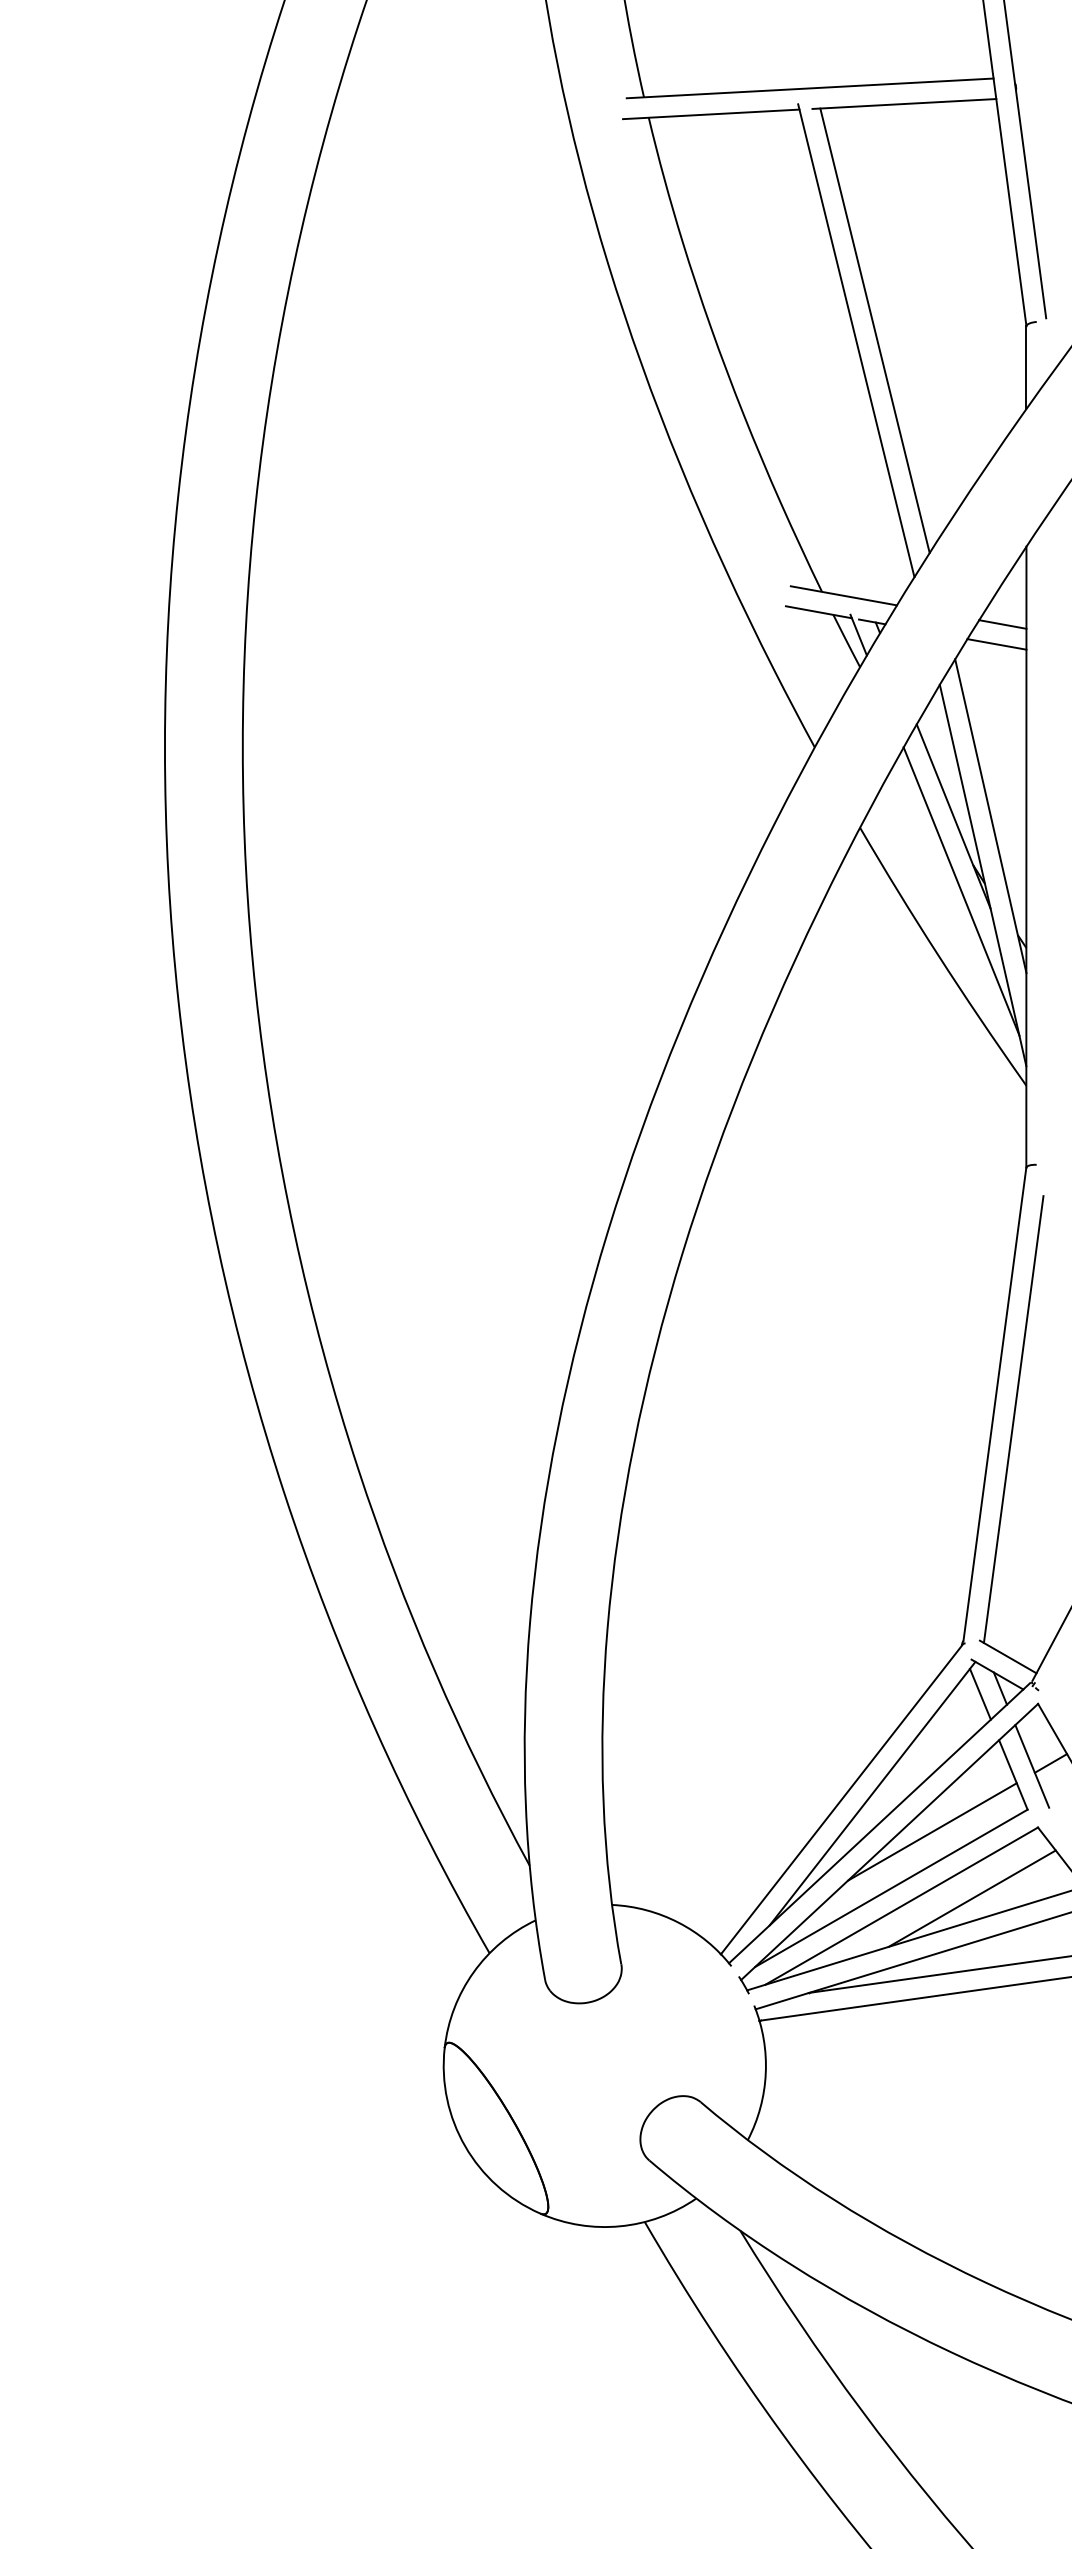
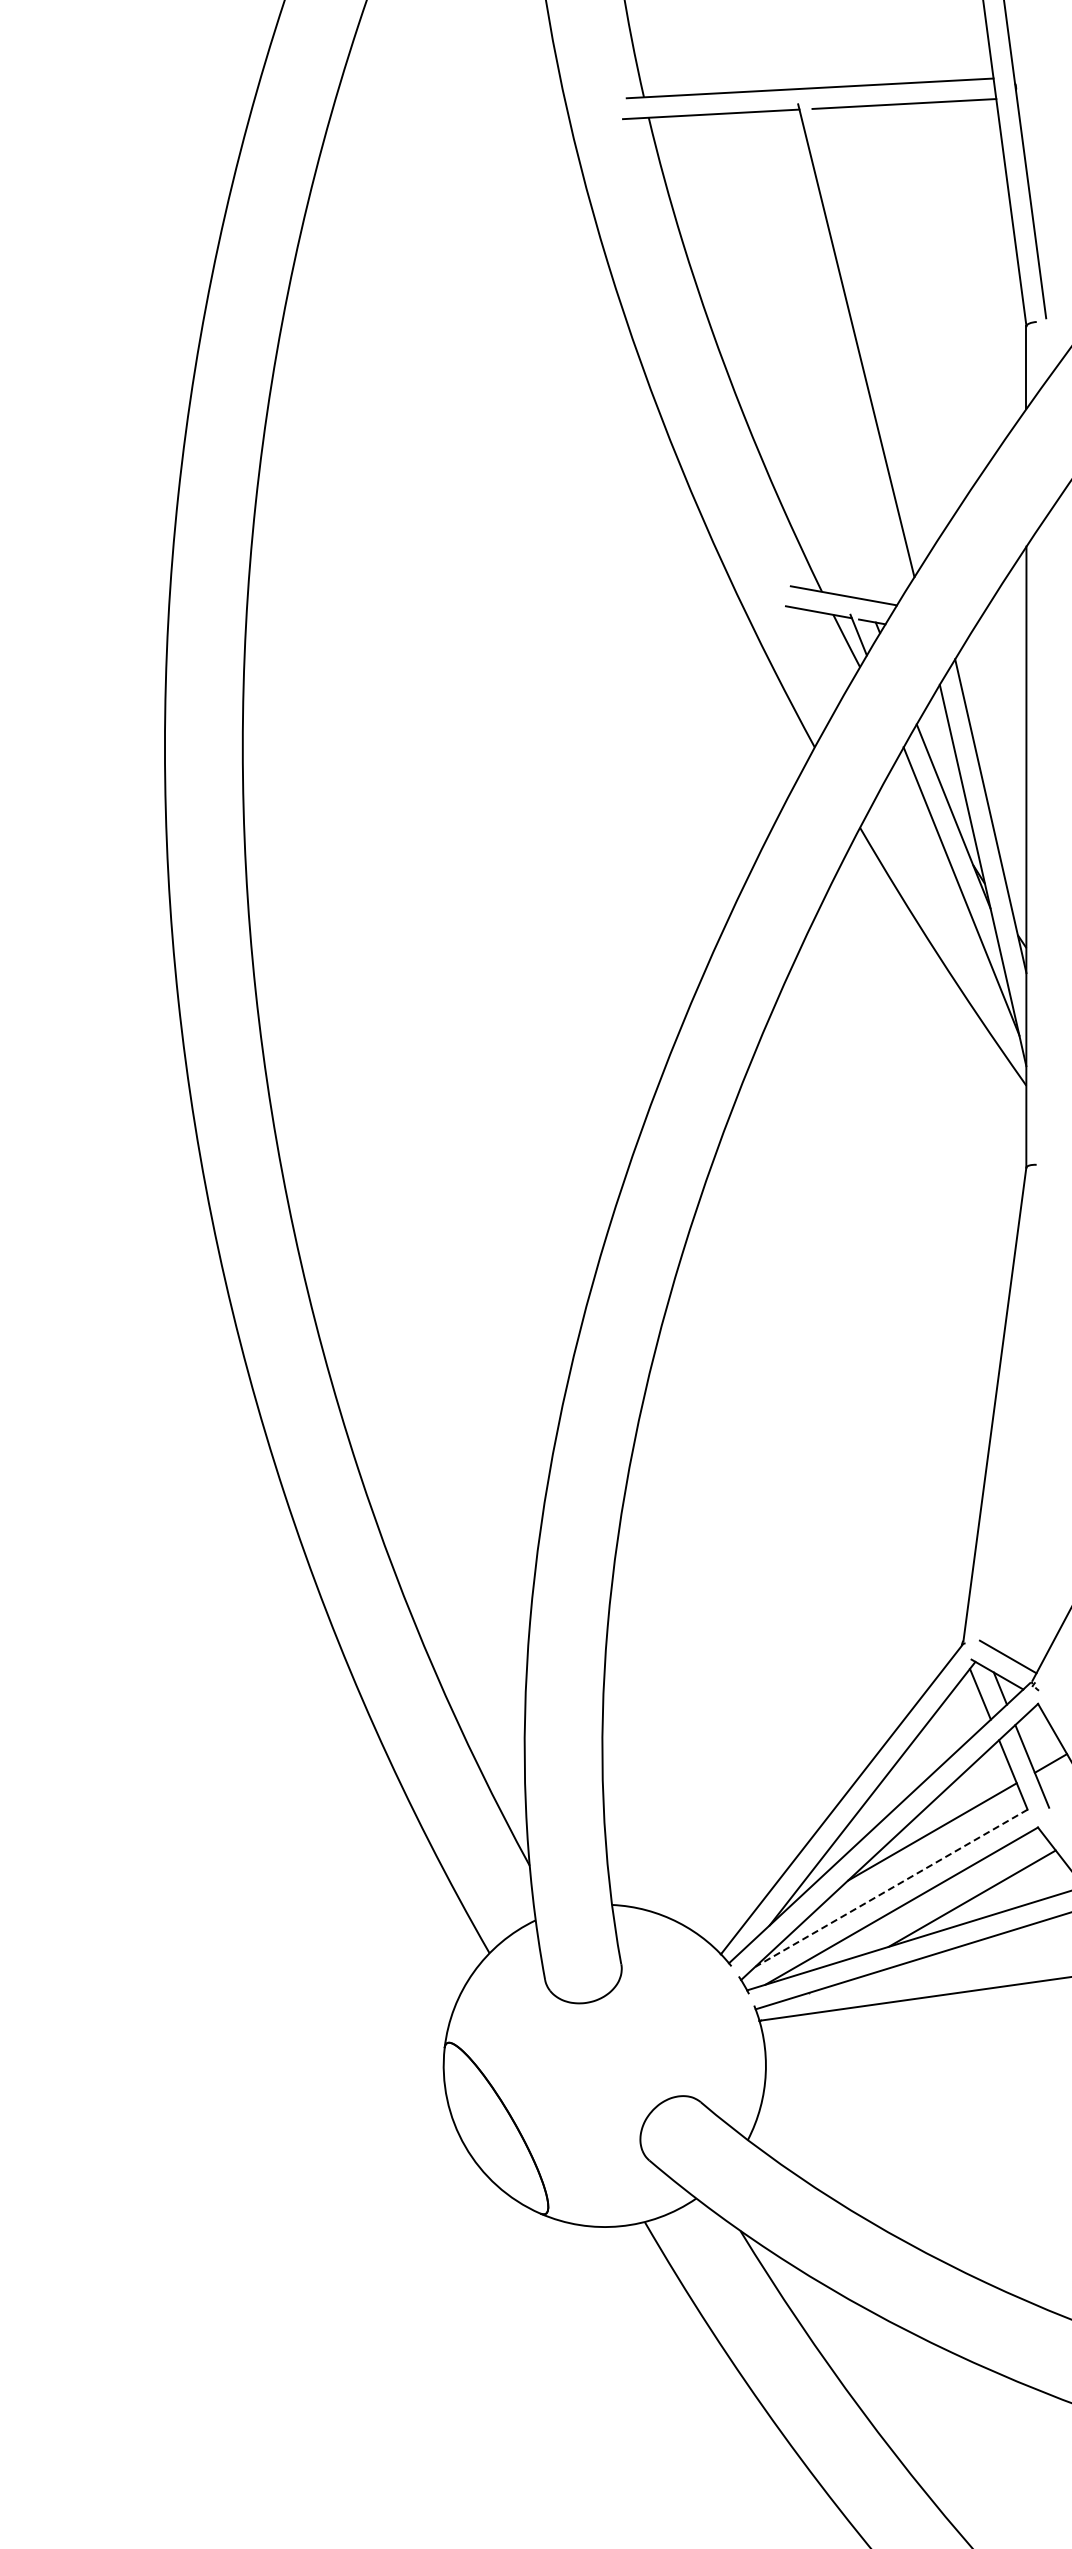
line: present -> none (874, 330)
line: present -> none (1002, 624)
line: present -> none (996, 644)
line: present -> none (1013, 1419)
line: solid -> dashed (891, 1888)
line: present -> none (938, 1974)
